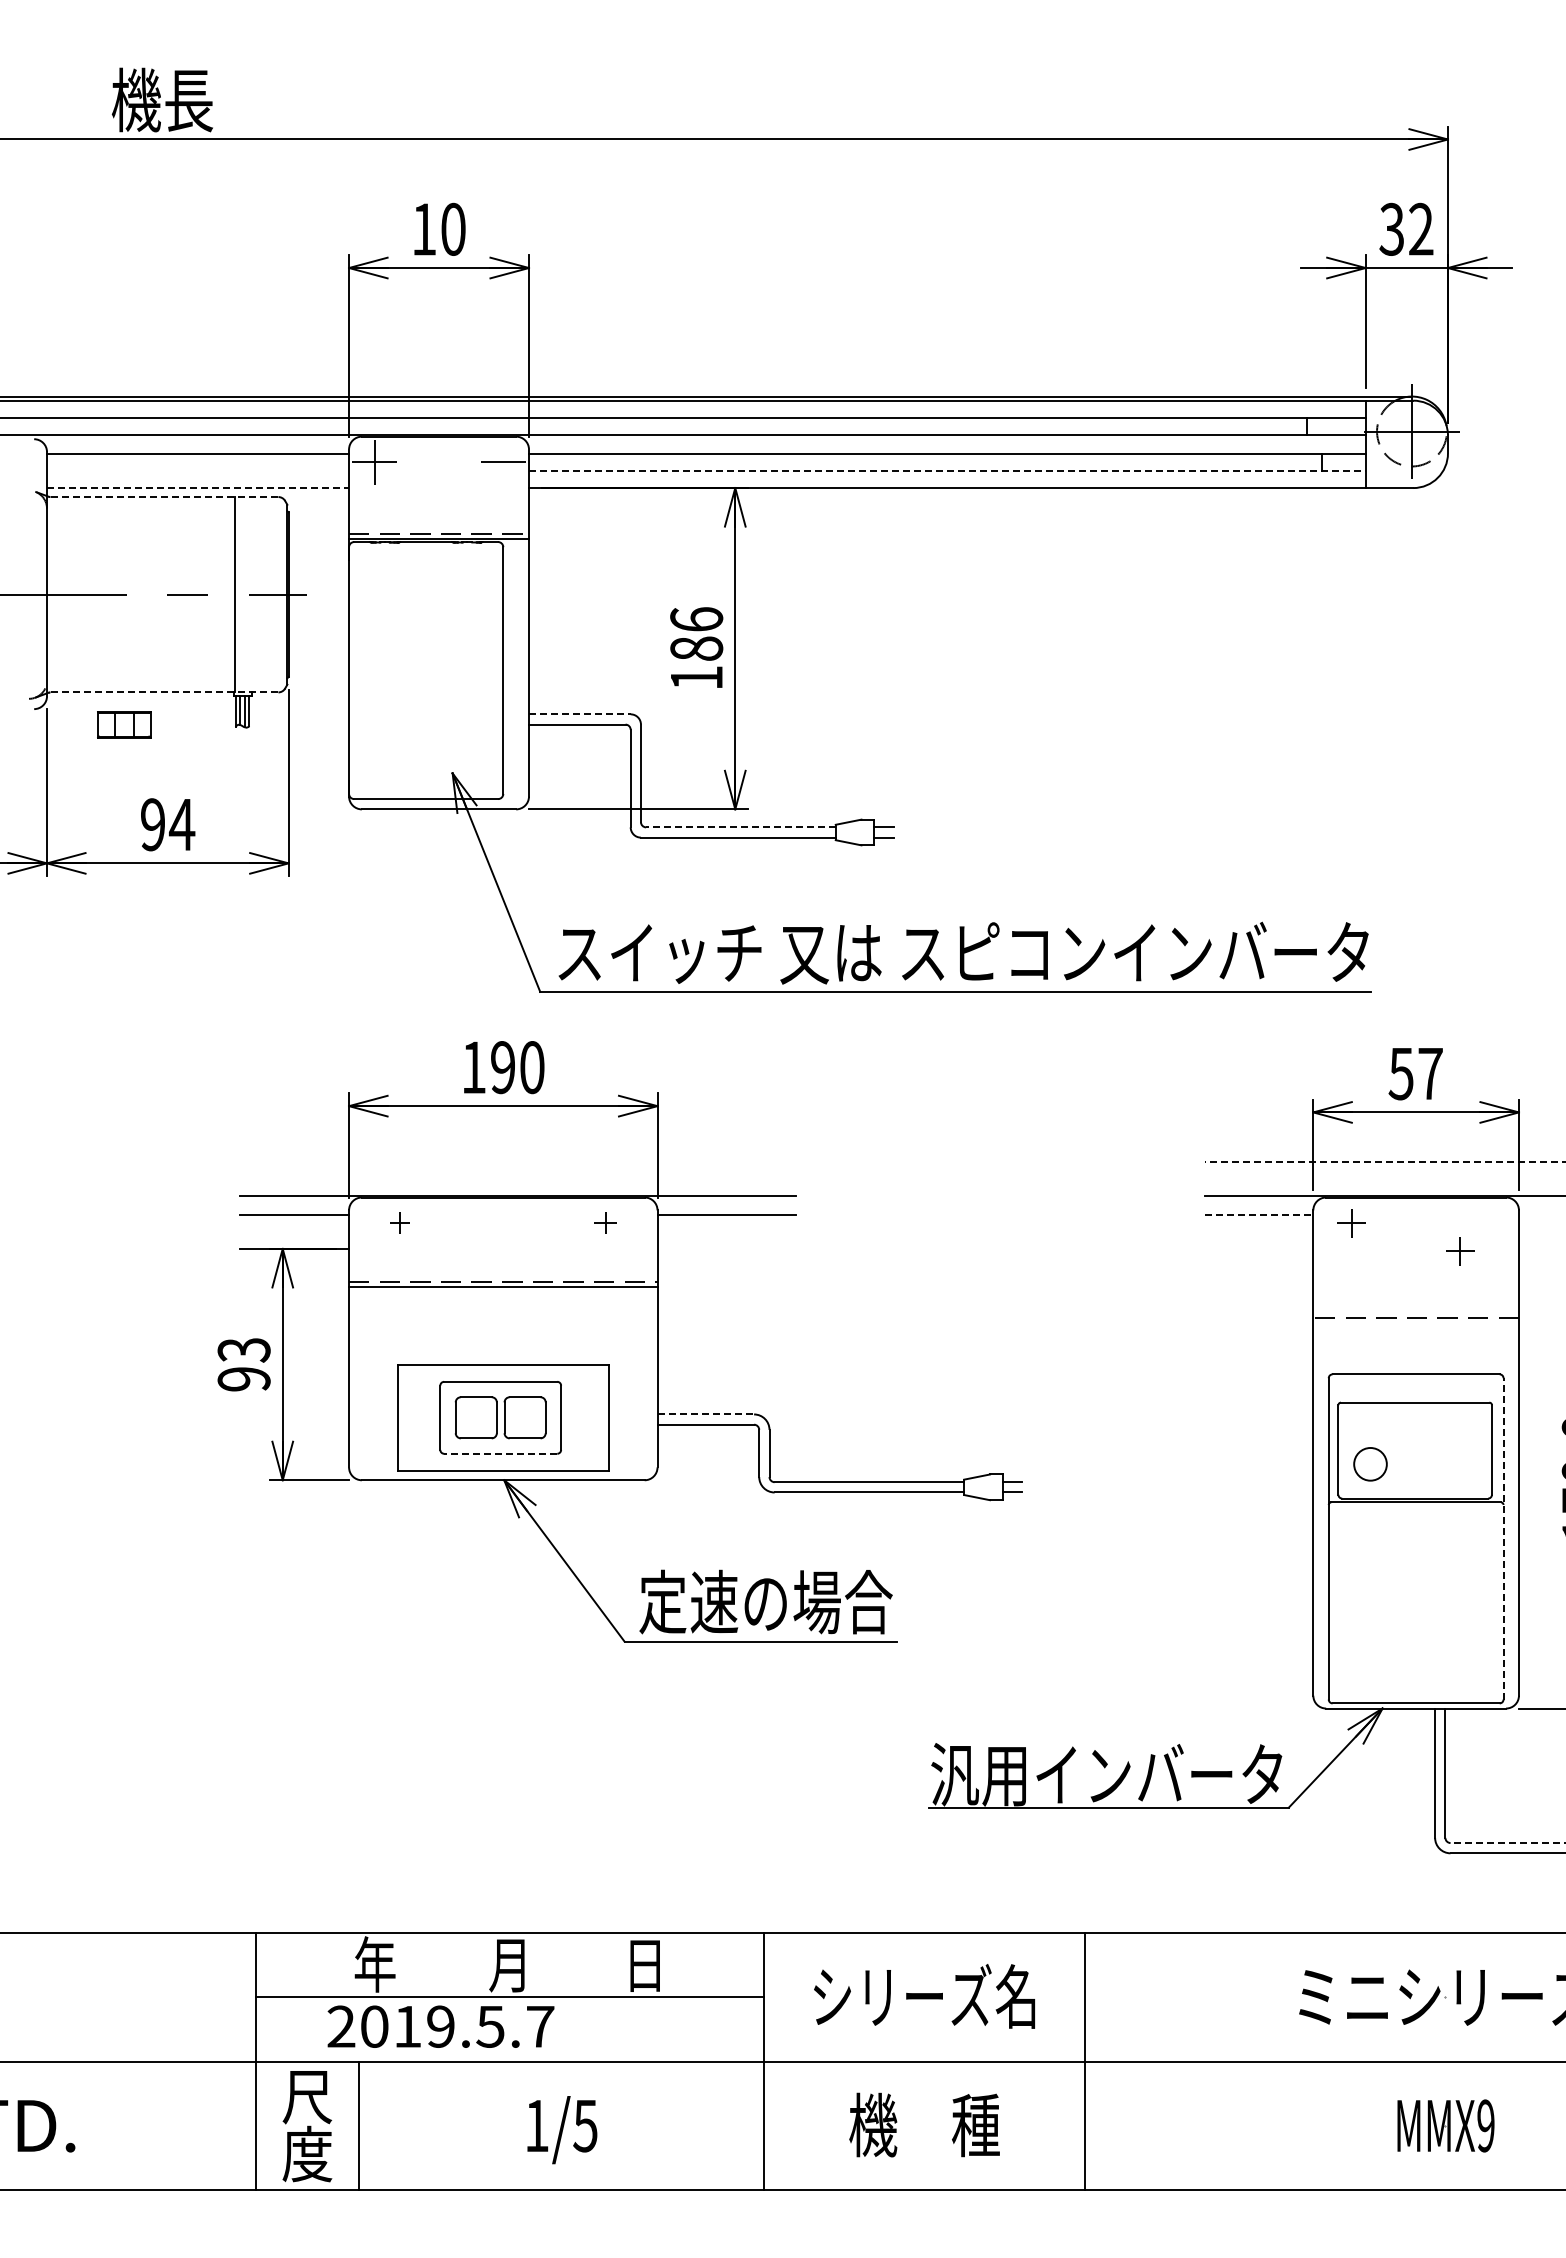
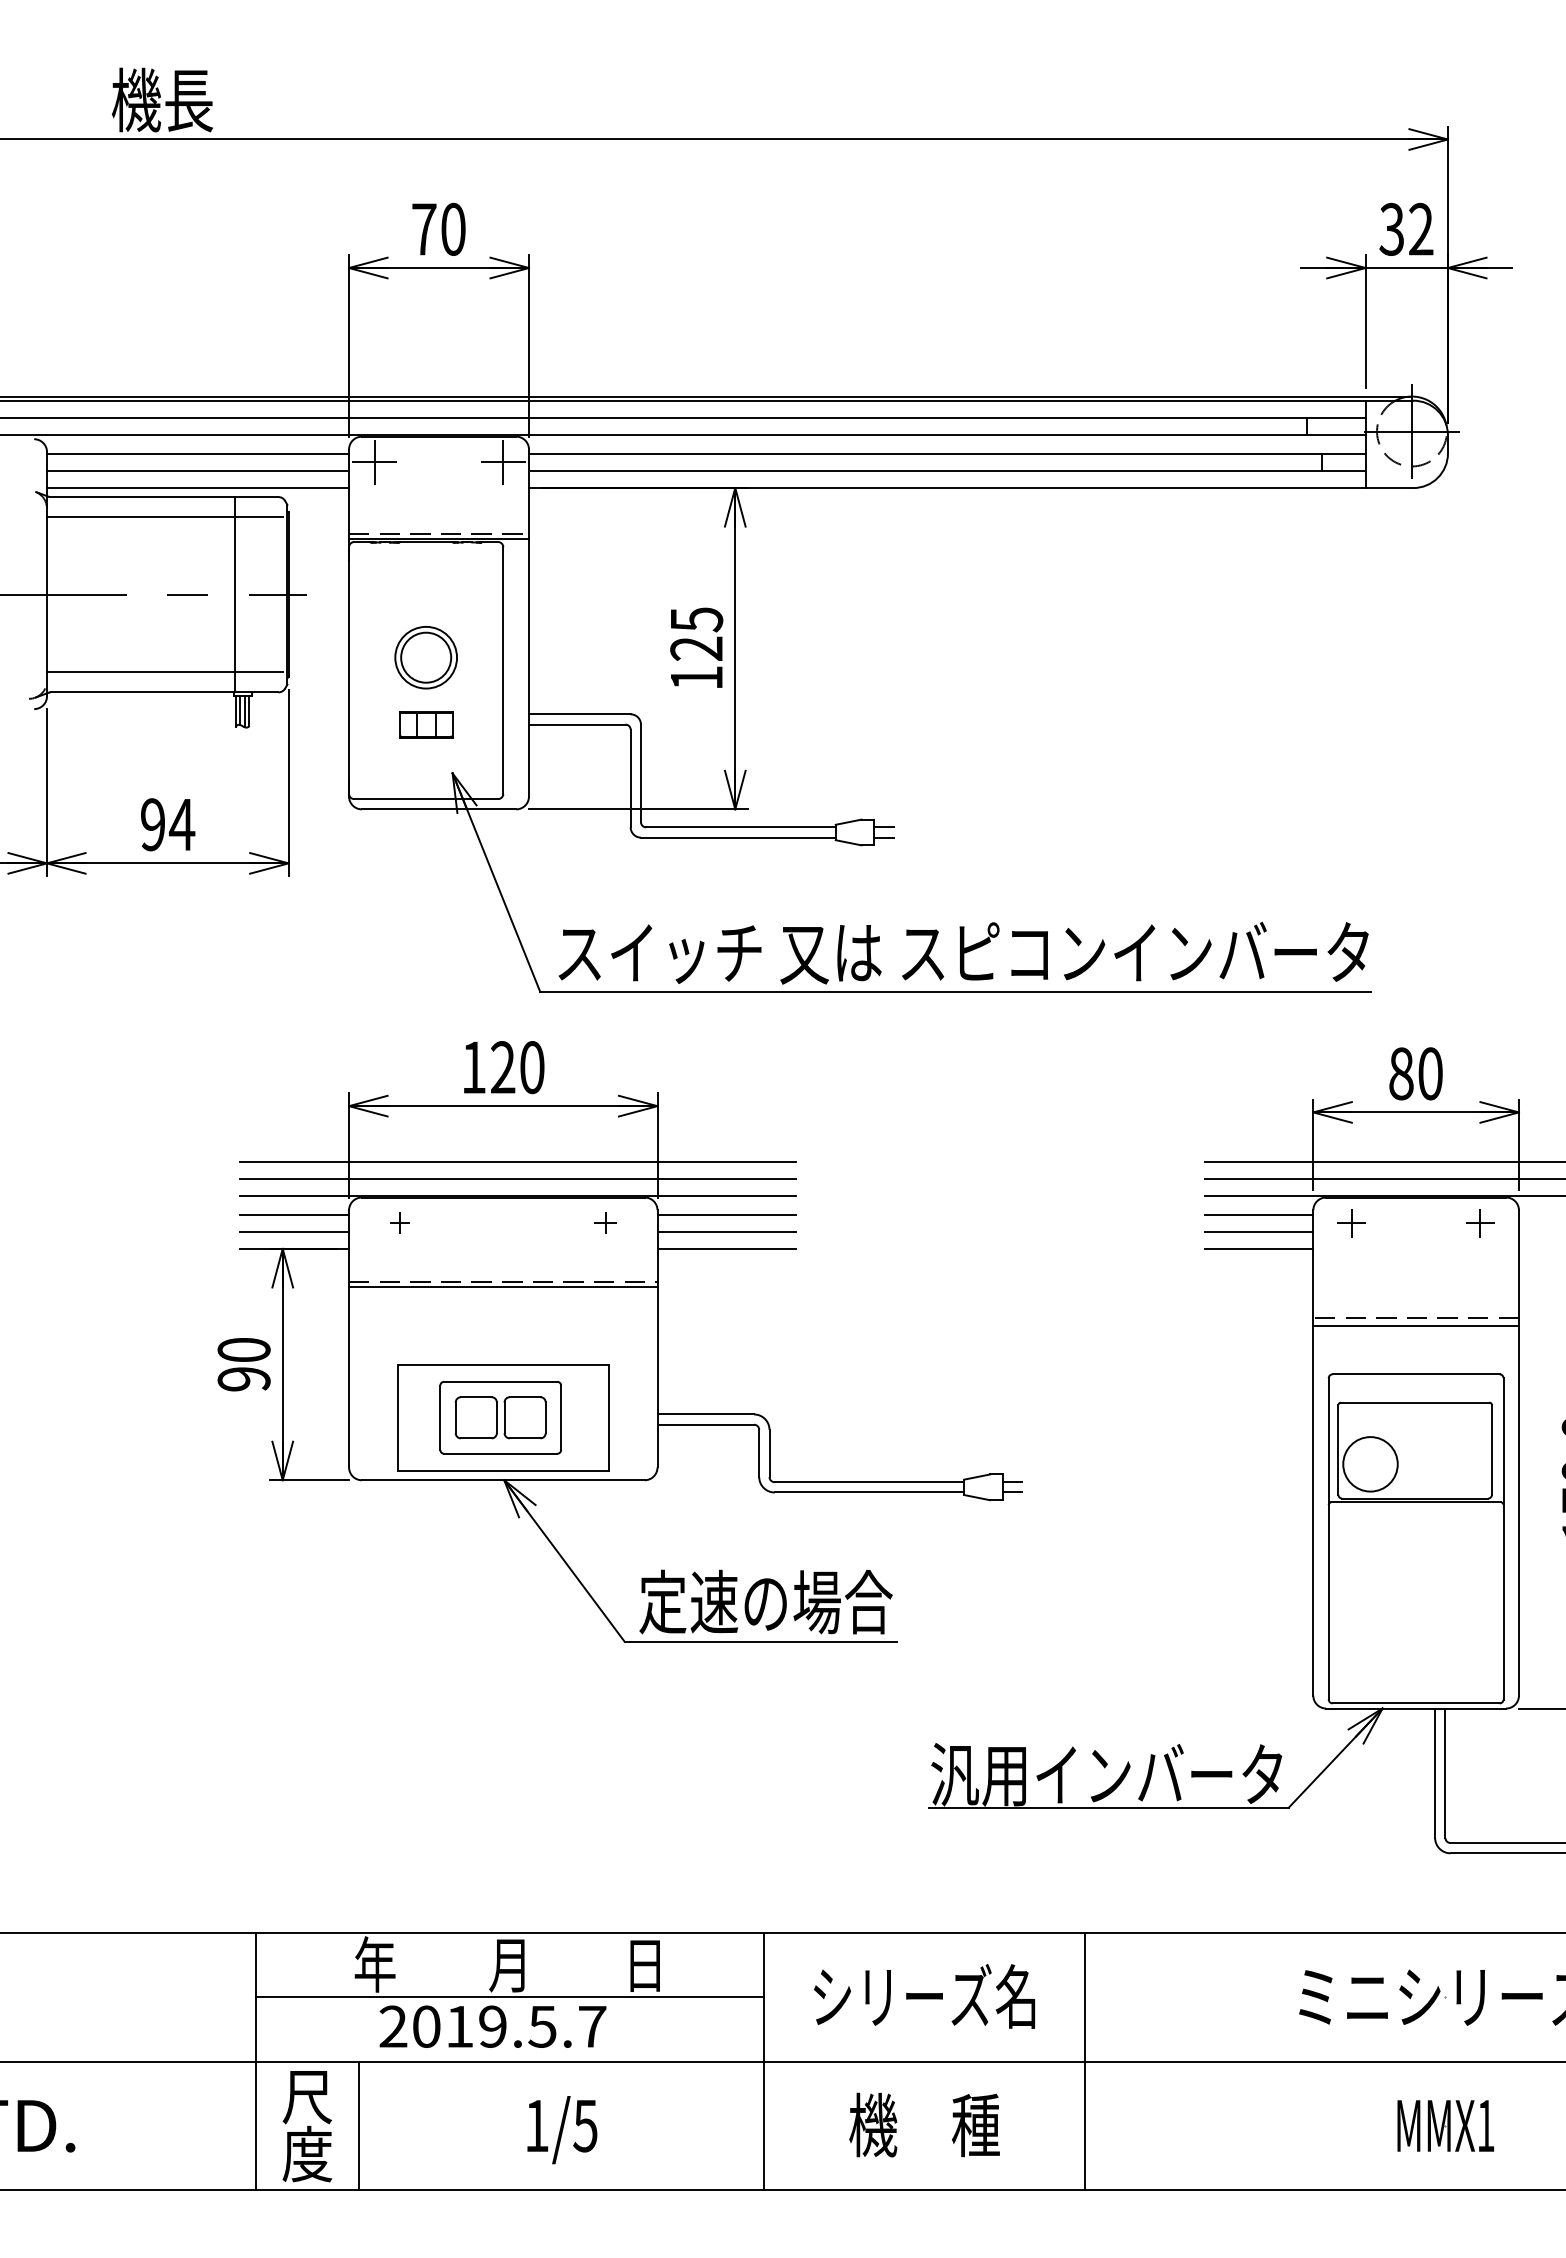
text: 10 -> 70 (424, 229)
line: none -> present (503, 461)
line: none -> present (198, 470)
line: dashed -> solid (947, 470)
line: dashed -> solid (198, 488)
line: dashed -> solid (164, 497)
line: none -> present (165, 516)
text: 186 -> 125 (696, 633)
part: none -> present (425, 657)
line: none -> present (165, 672)
line: dashed -> solid (164, 692)
line: dashed -> solid (579, 714)
part position: (124, 724) -> (426, 724) (426, 724)
line: dashed -> solid (740, 827)
text: 190 -> 120 (503, 1067)
text: 57 -> 80 (1415, 1073)
line: none -> present (517, 1161)
line: dashed -> solid (1384, 1161)
line: none -> present (517, 1178)
line: none -> present (1383, 1178)
line: dashed -> solid (1259, 1214)
line: none -> present (294, 1231)
line: none -> present (726, 1231)
line: none -> present (1258, 1231)
line: none -> present (726, 1248)
line: none -> present (1258, 1248)
part position: (1460, 1251) -> (1480, 1223) (1480, 1223)
line: none -> present (1415, 1326)
text: 93 -> 90 (243, 1350)
line: dashed -> solid (706, 1414)
line: dashed -> solid (500, 1453)
circle diameter: 33 px -> 54 px (1370, 1464)
line: dashed -> solid (1503, 1538)
line: dashed -> solid (1507, 1843)
text position: (440, 2026) -> (492, 2026) (492, 2026)
text: MMX9 -> MMX1 (1485, 2125)
